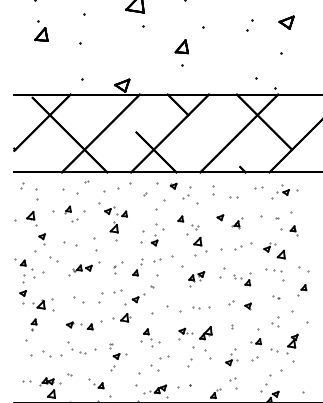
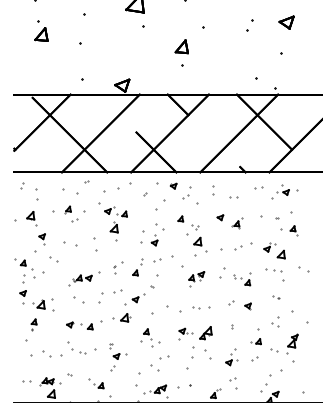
part position: (84, 268) -> (84, 278) (84, 278)
part: present -> none (302, 290)
part size: 6x10 px -> 8x14 px (189, 362)
